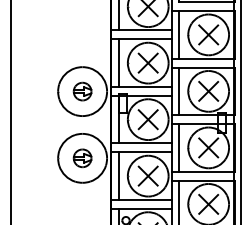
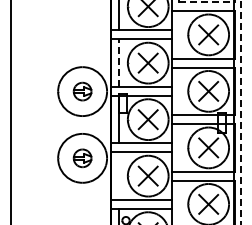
line: solid -> dashed (207, 2)
line: present -> none (179, 34)
line: solid -> dashed (118, 63)
line: present -> none (179, 91)
line: solid -> dashed (240, 112)
line: present -> none (179, 147)
line: present -> none (118, 175)
line: present -> none (179, 200)
